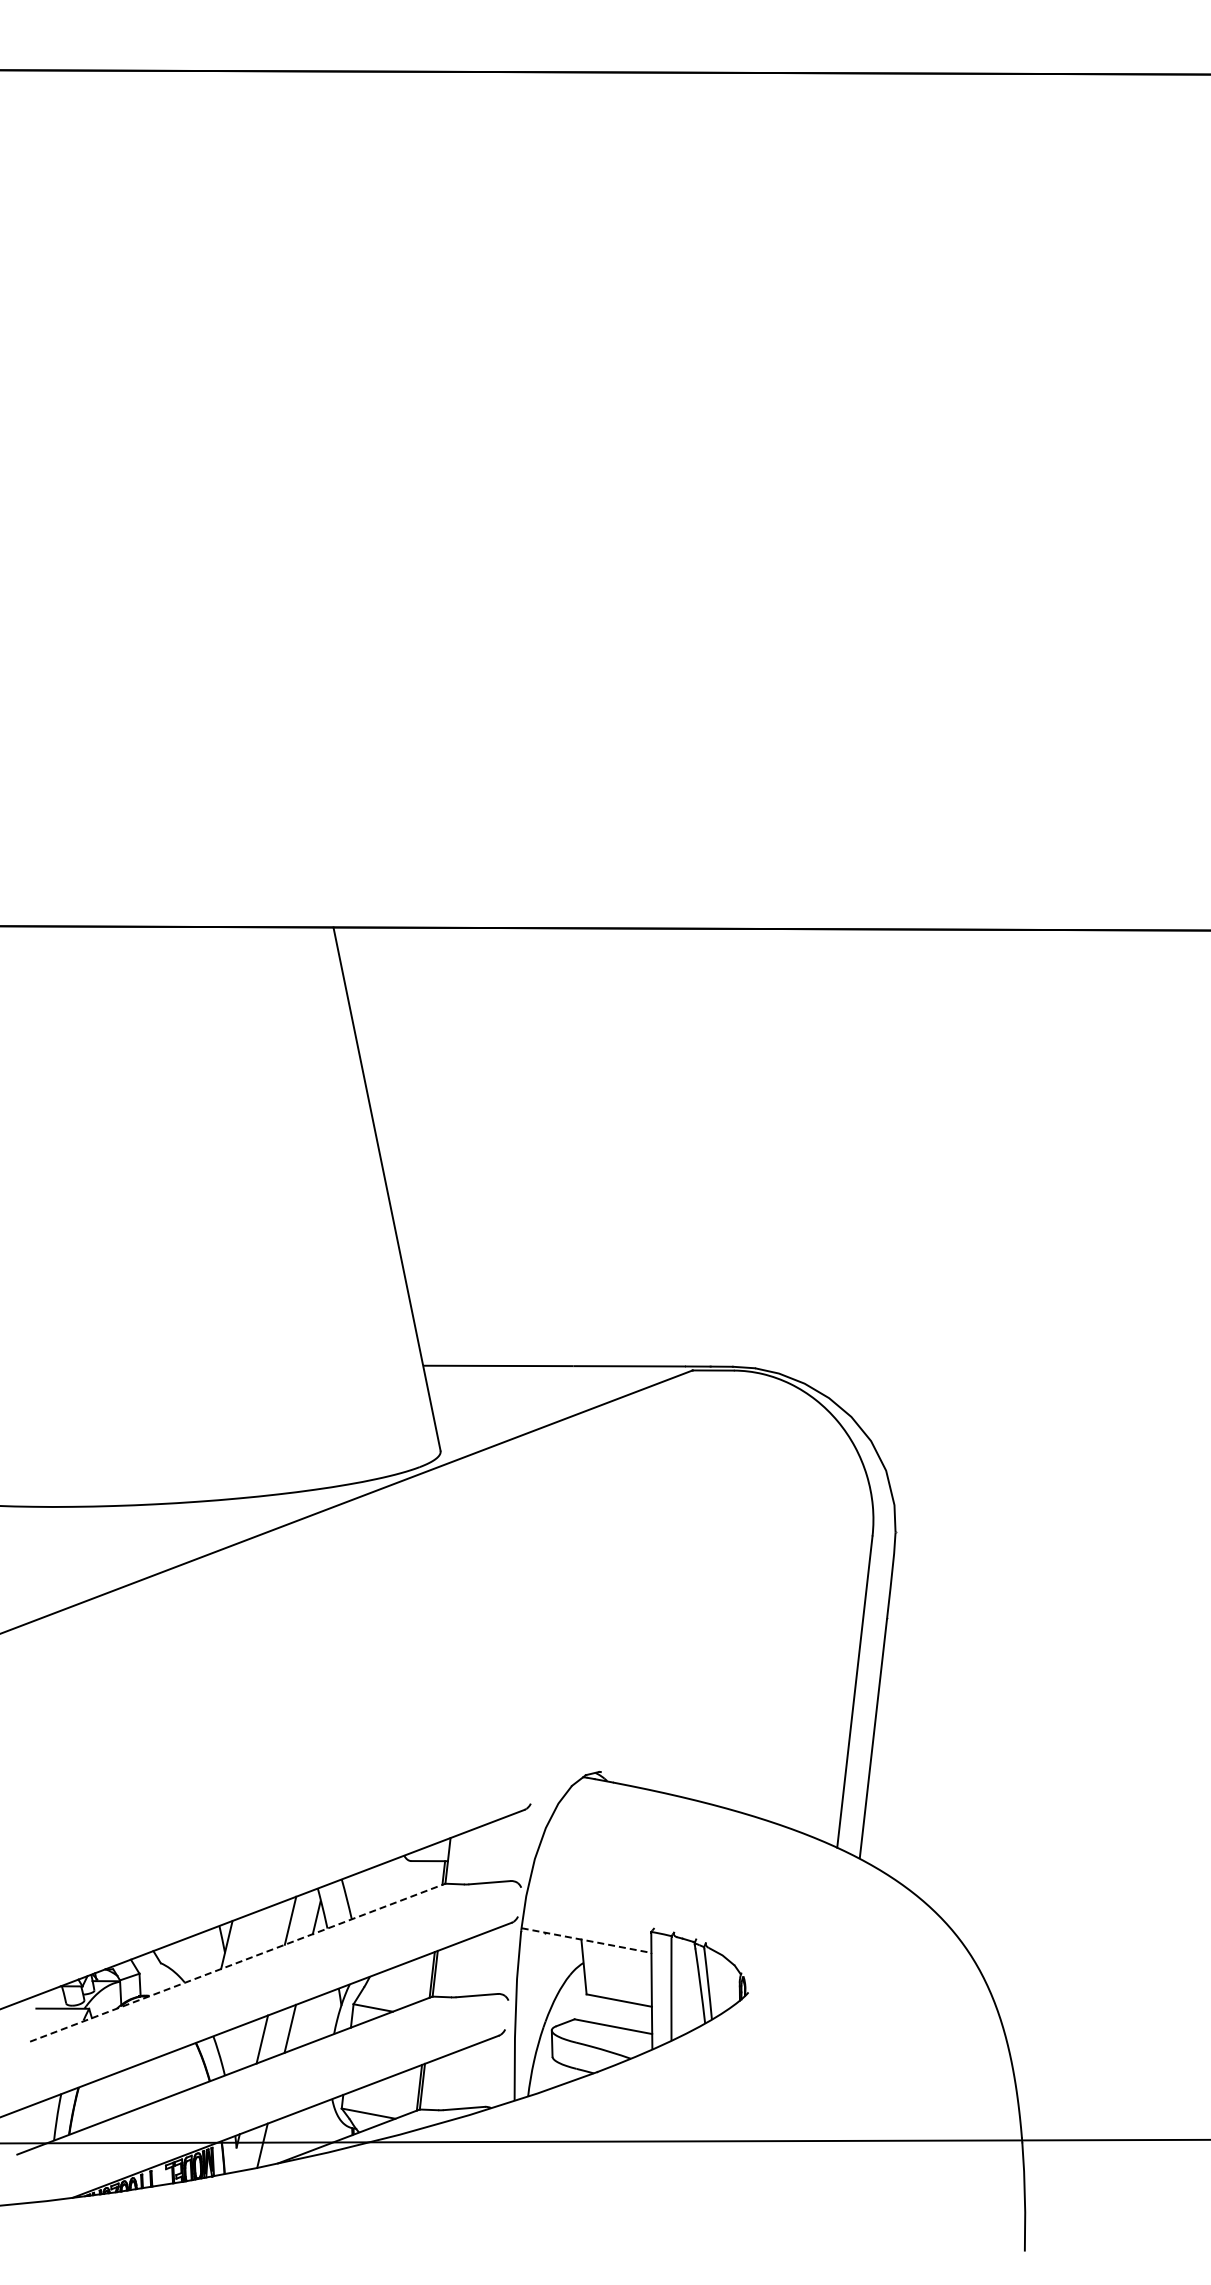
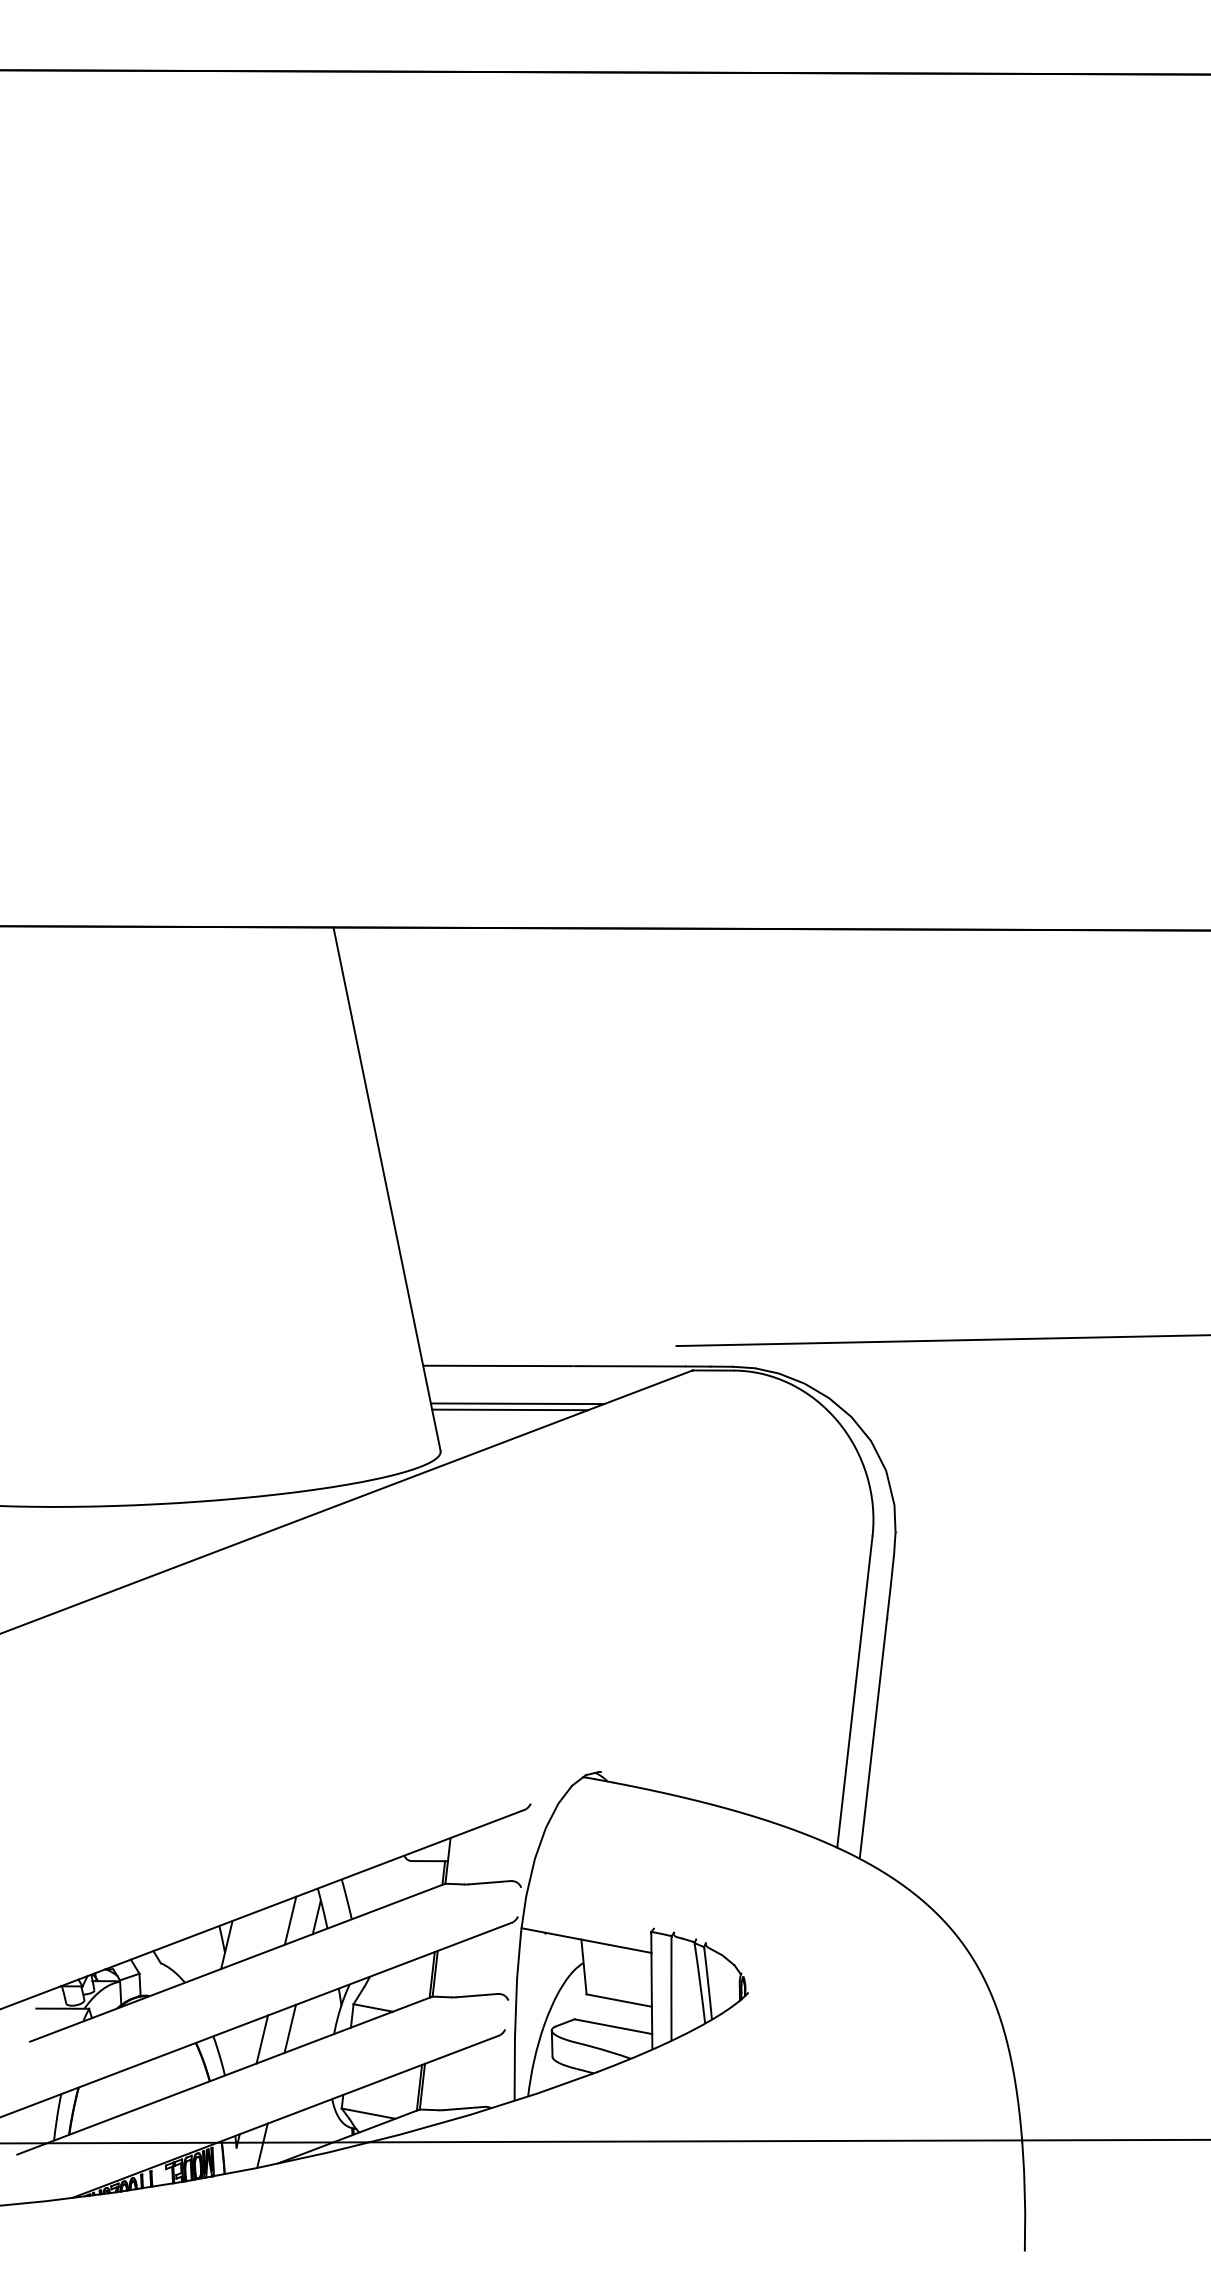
line: none -> present (941, 1340)
line: none -> present (517, 1403)
line: none -> present (510, 1409)
line: dashed -> solid (587, 1940)
line: dashed -> solid (238, 1962)
